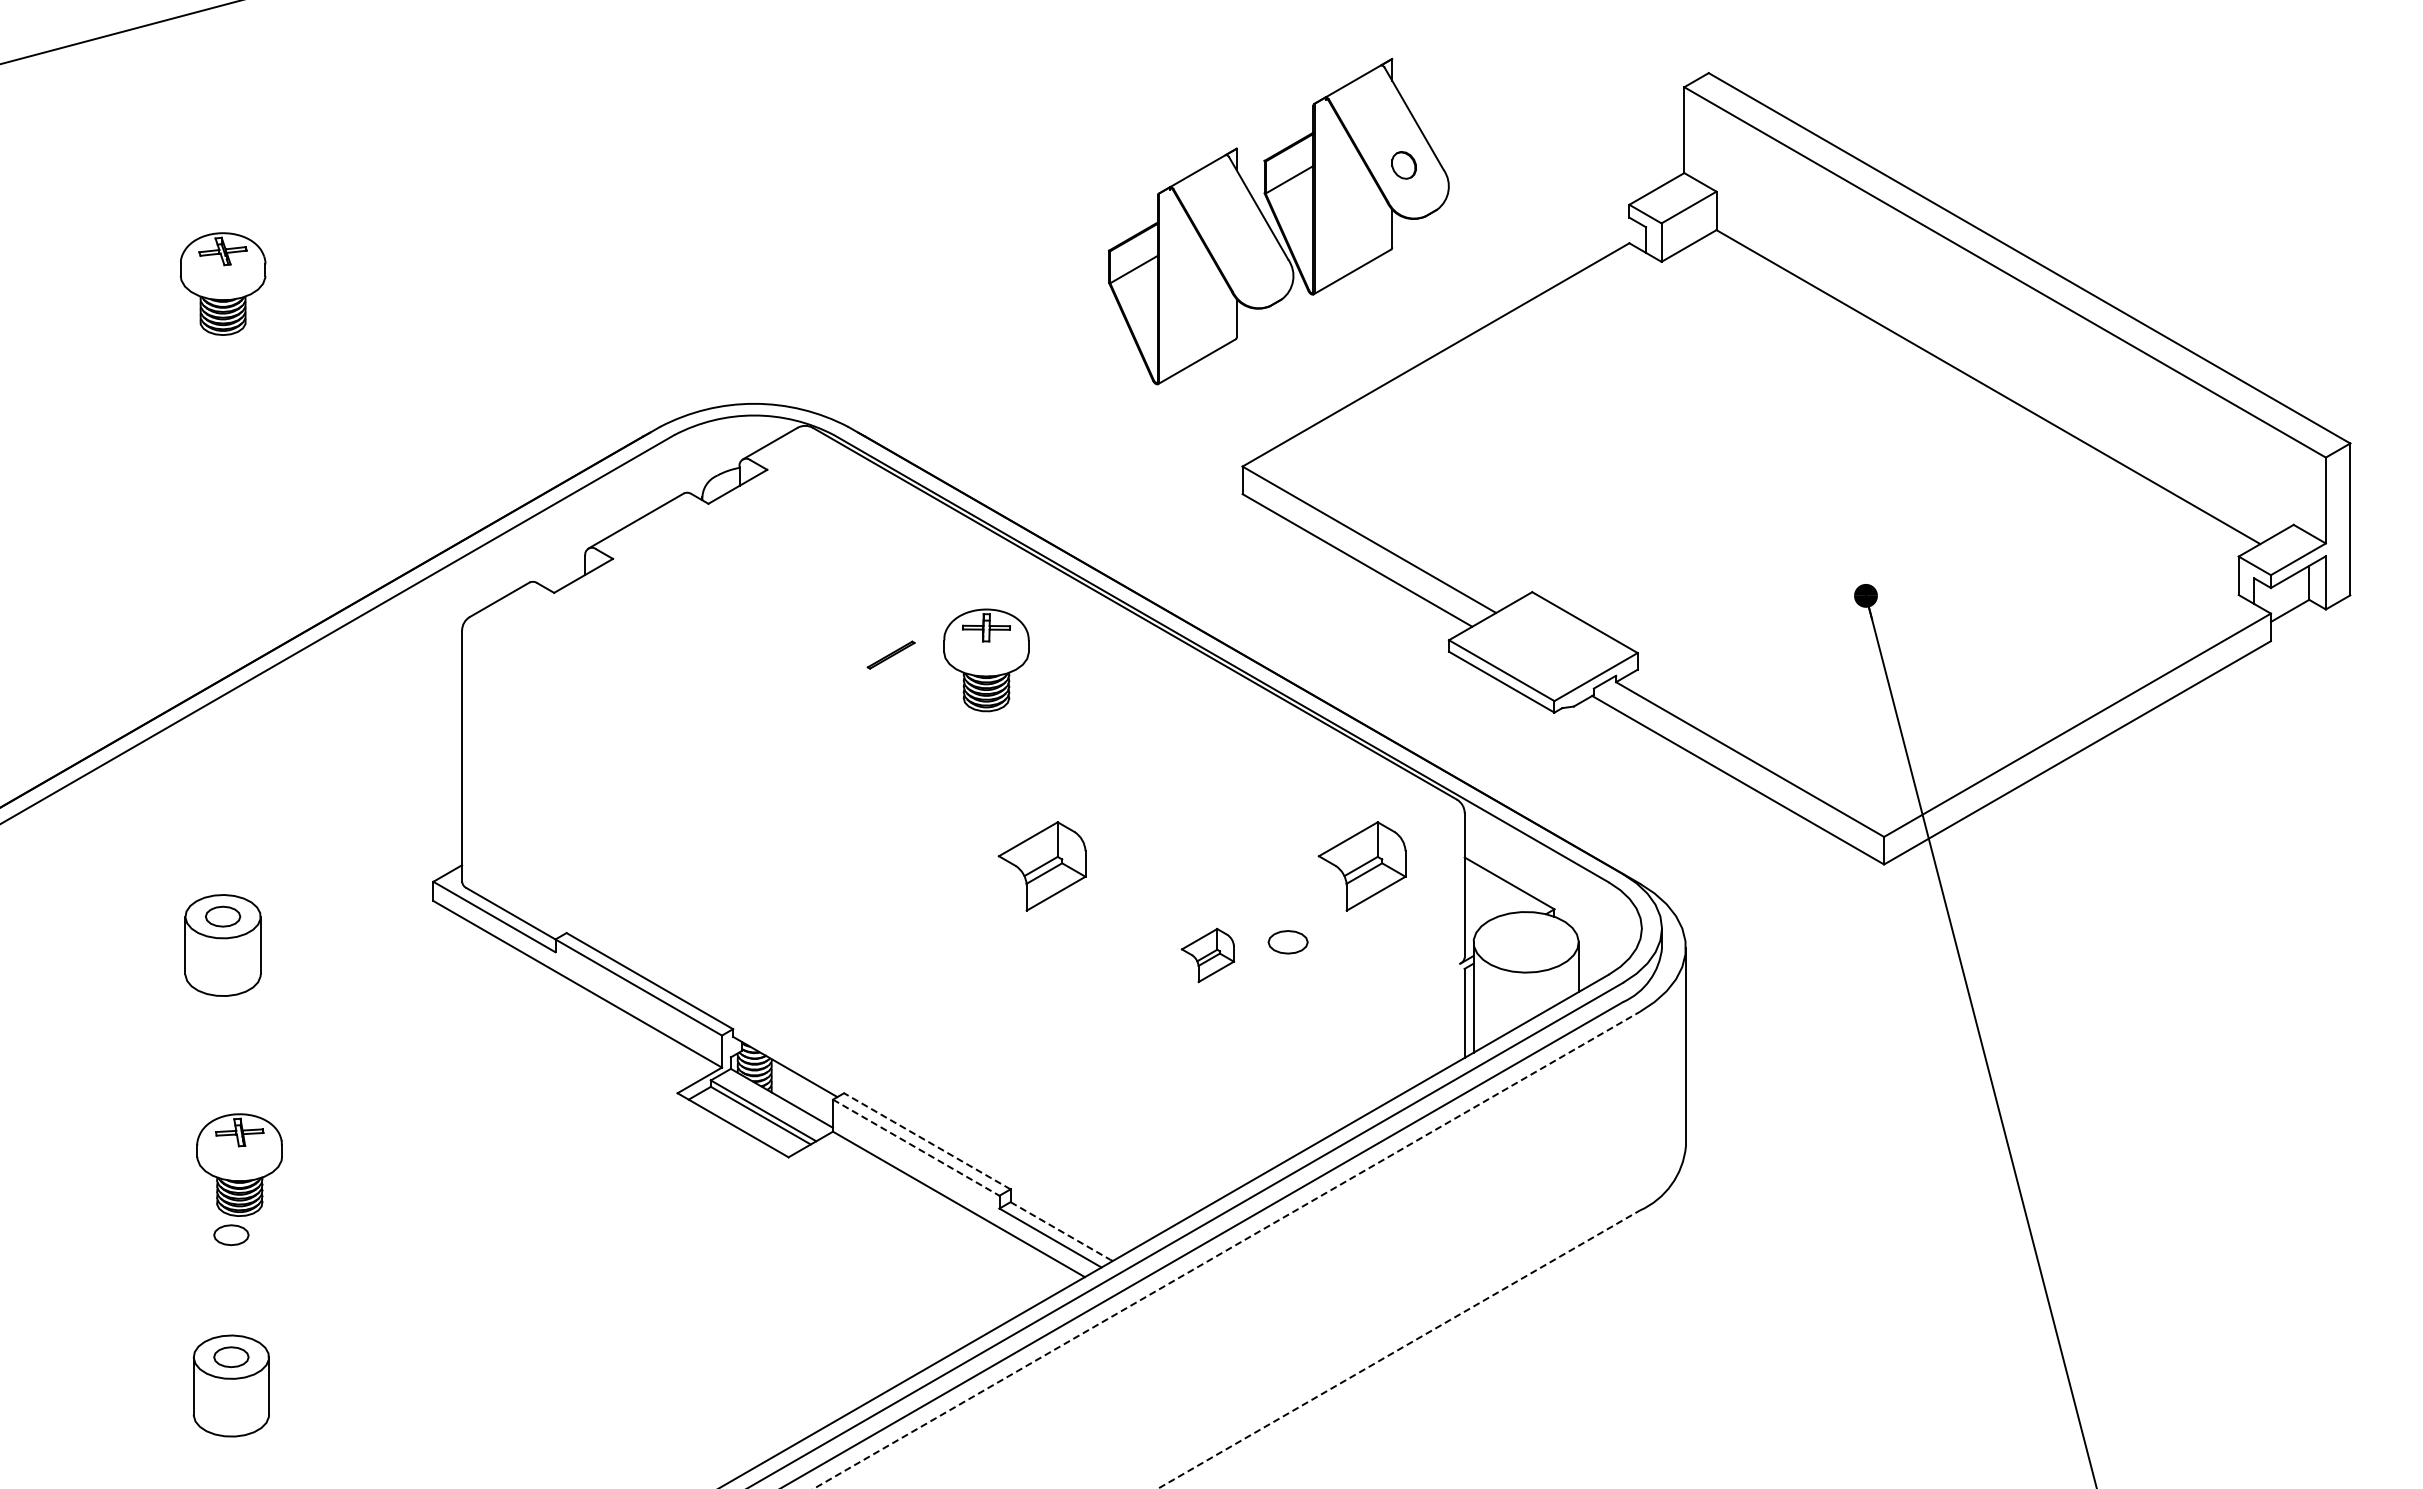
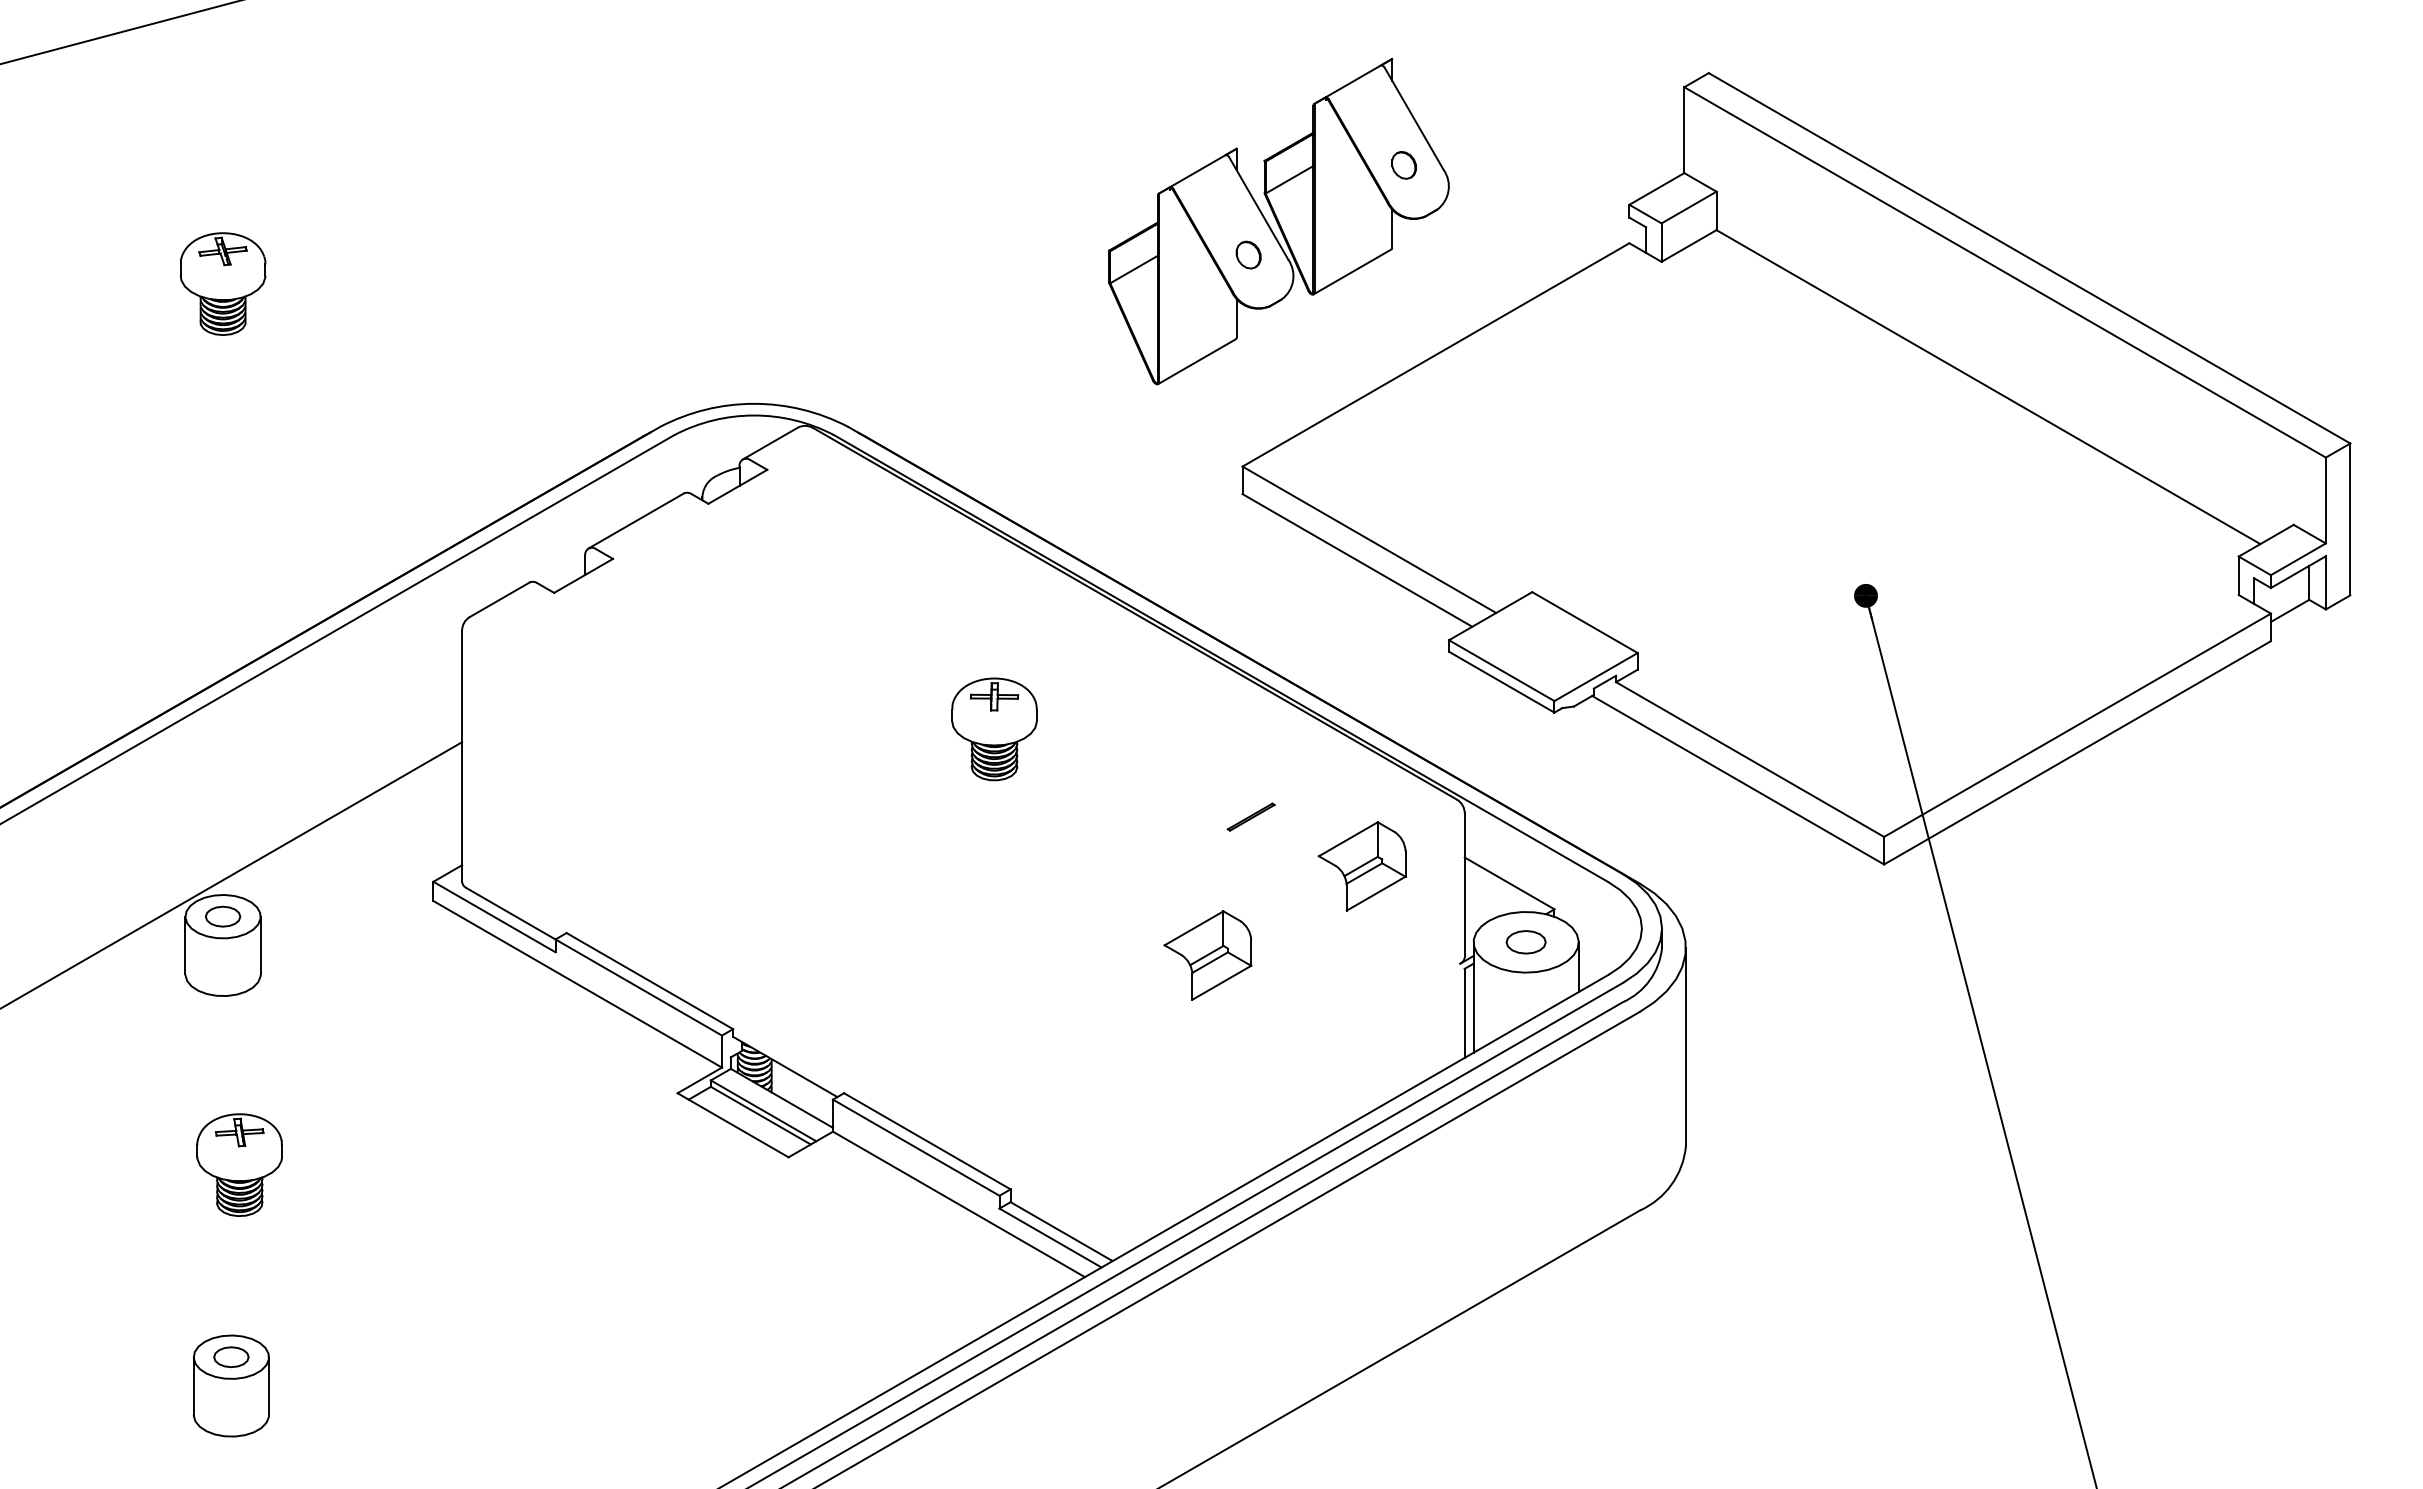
part: none -> present (1248, 254)
part position: (890, 654) -> (1250, 816) (1250, 816)
part position: (986, 660) -> (994, 729) (994, 729)
part: present -> none (1041, 866)
line: none -> present (232, 874)
part position: (1287, 942) -> (1525, 942) (1525, 942)
part size: 56x57 px -> 90x91 px (1207, 955)
line: dashed -> solid (926, 1141)
line: dashed -> solid (916, 1147)
line: dashed -> solid (1060, 1231)
part: present -> none (231, 1235)
line: dashed -> solid (1227, 1250)
line: dashed -> solid (1399, 1349)
